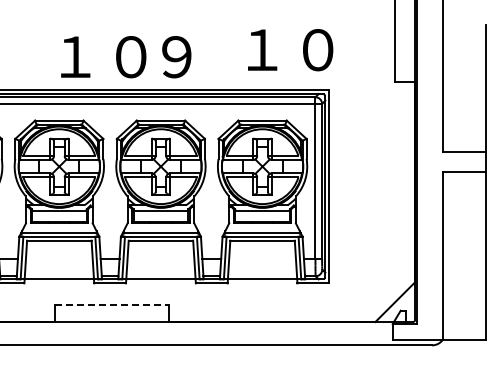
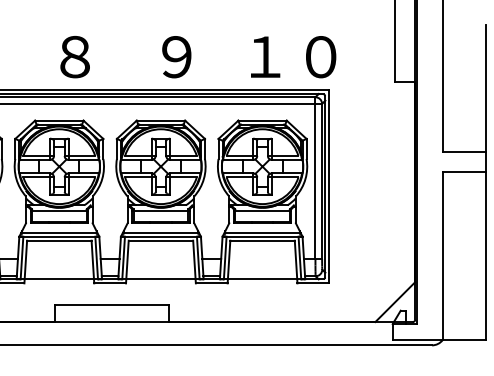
text position: (290, 50) -> (293, 57) (293, 57)
text: １０ -> ８ (103, 56)
line: dashed -> solid (112, 305)
